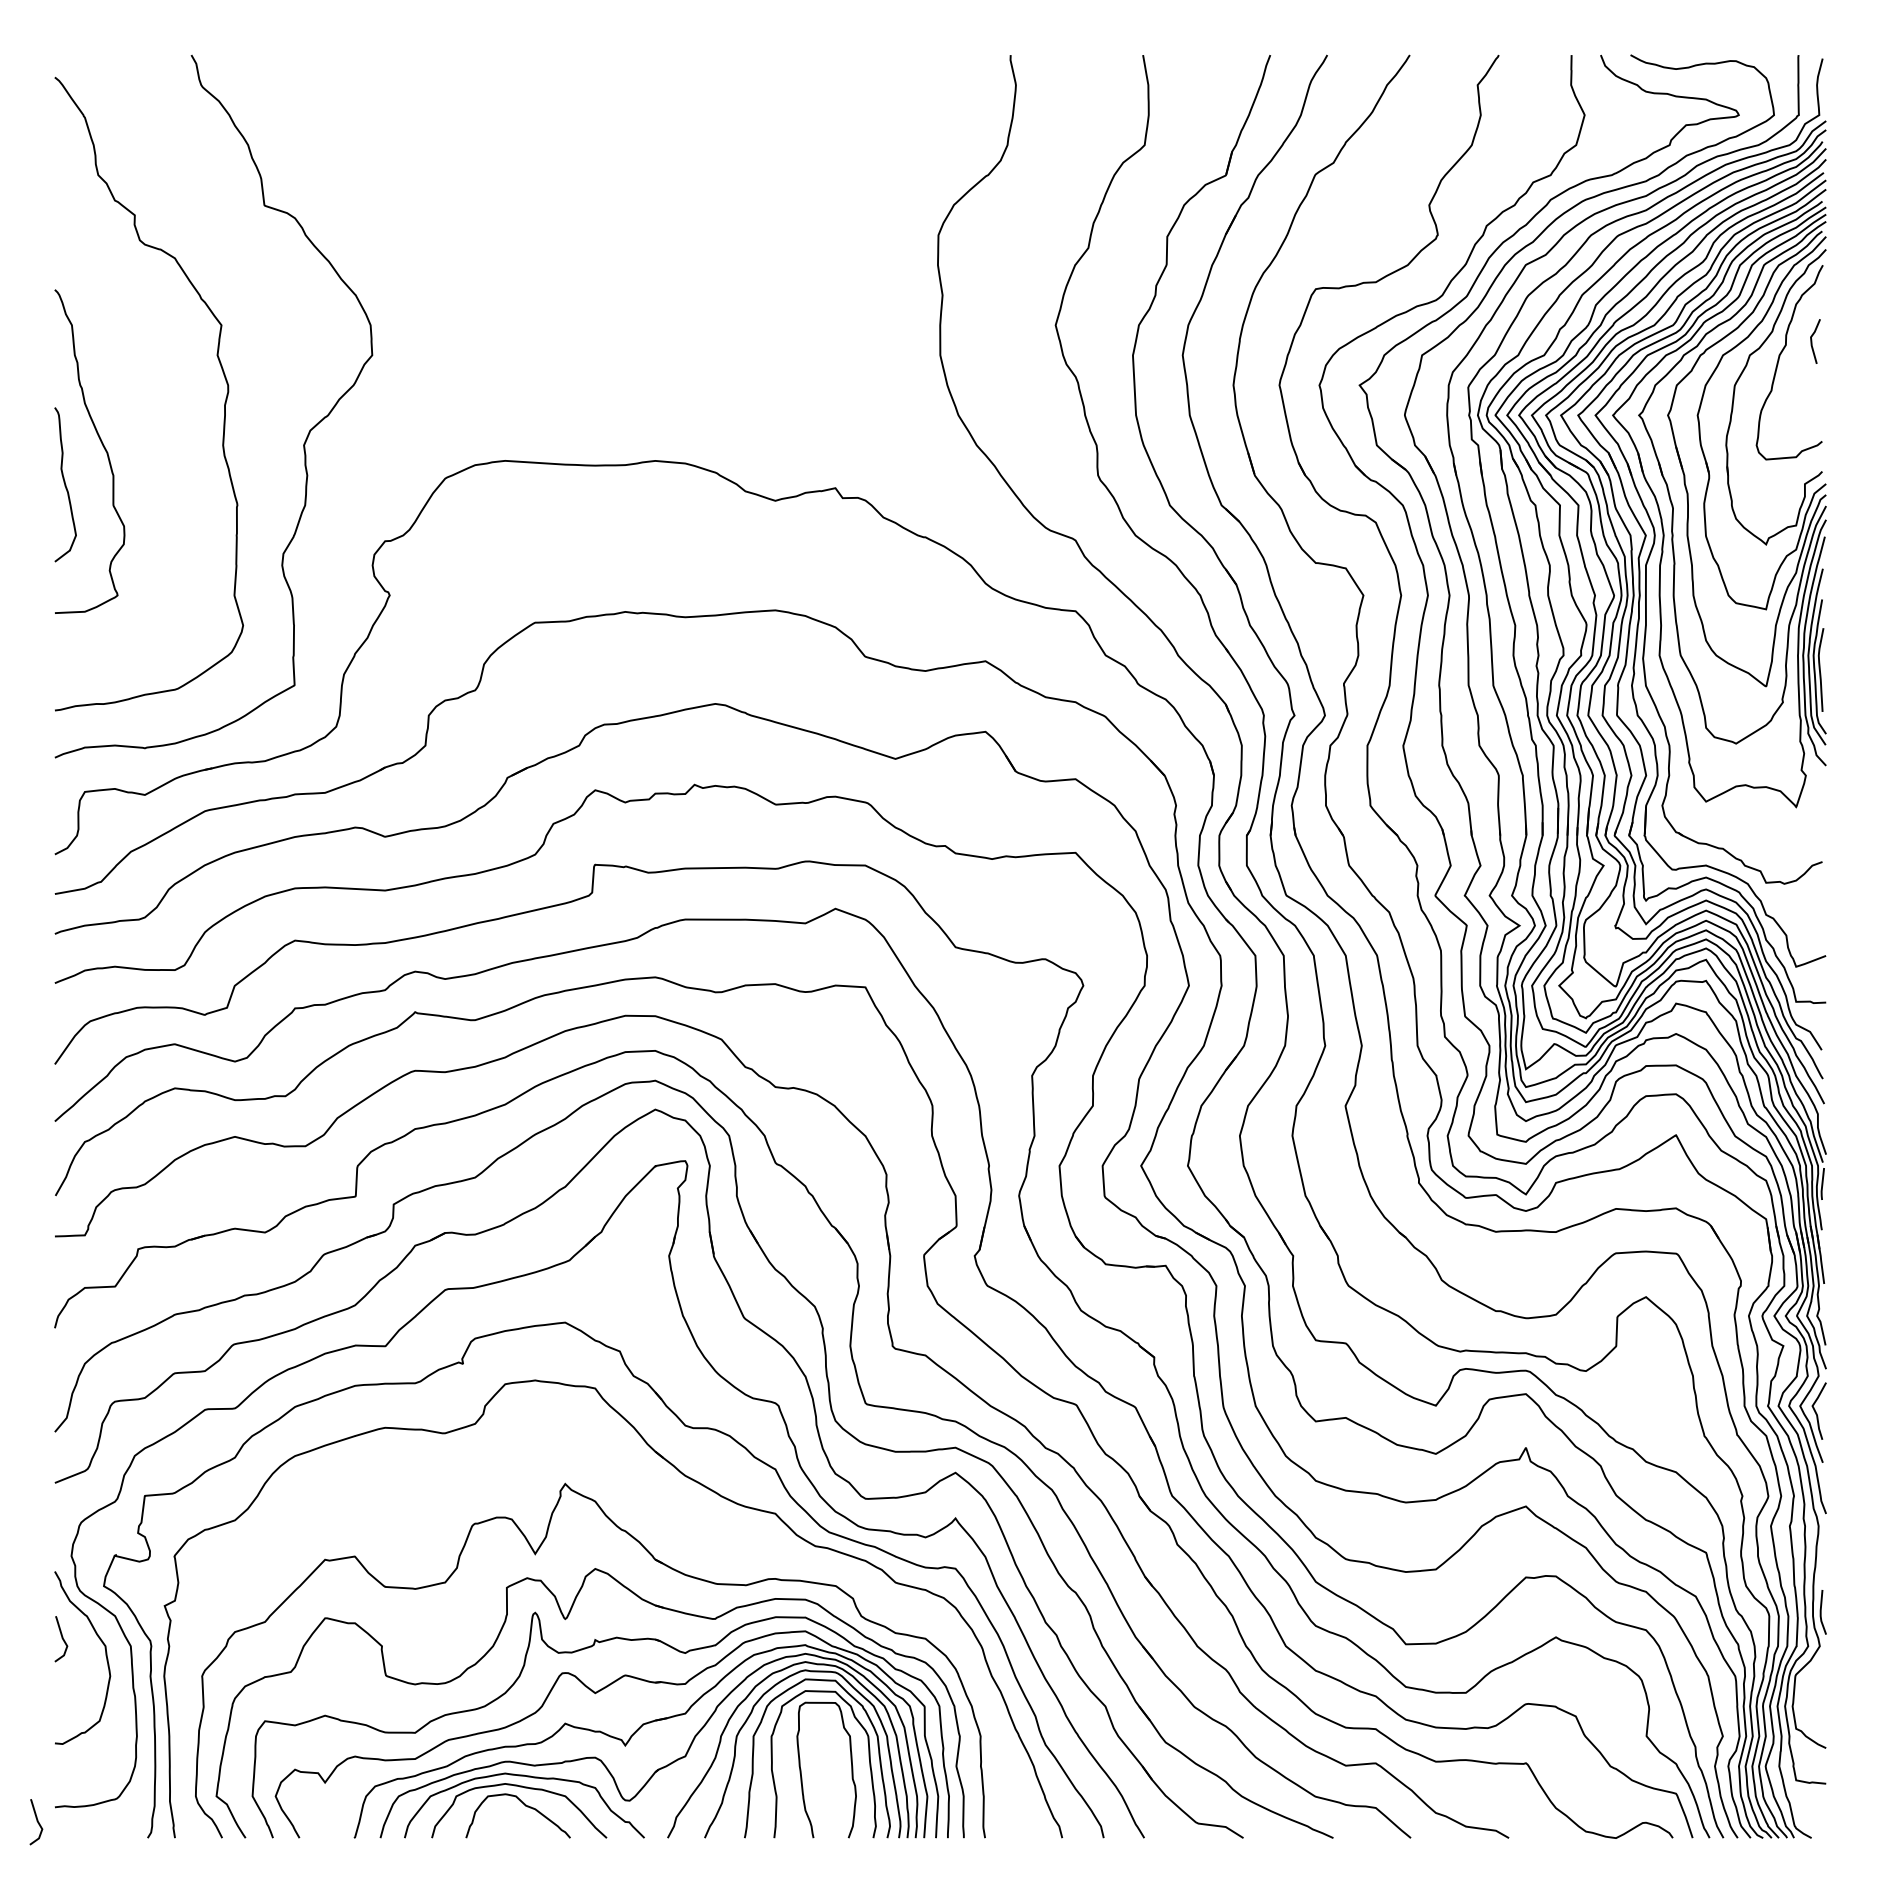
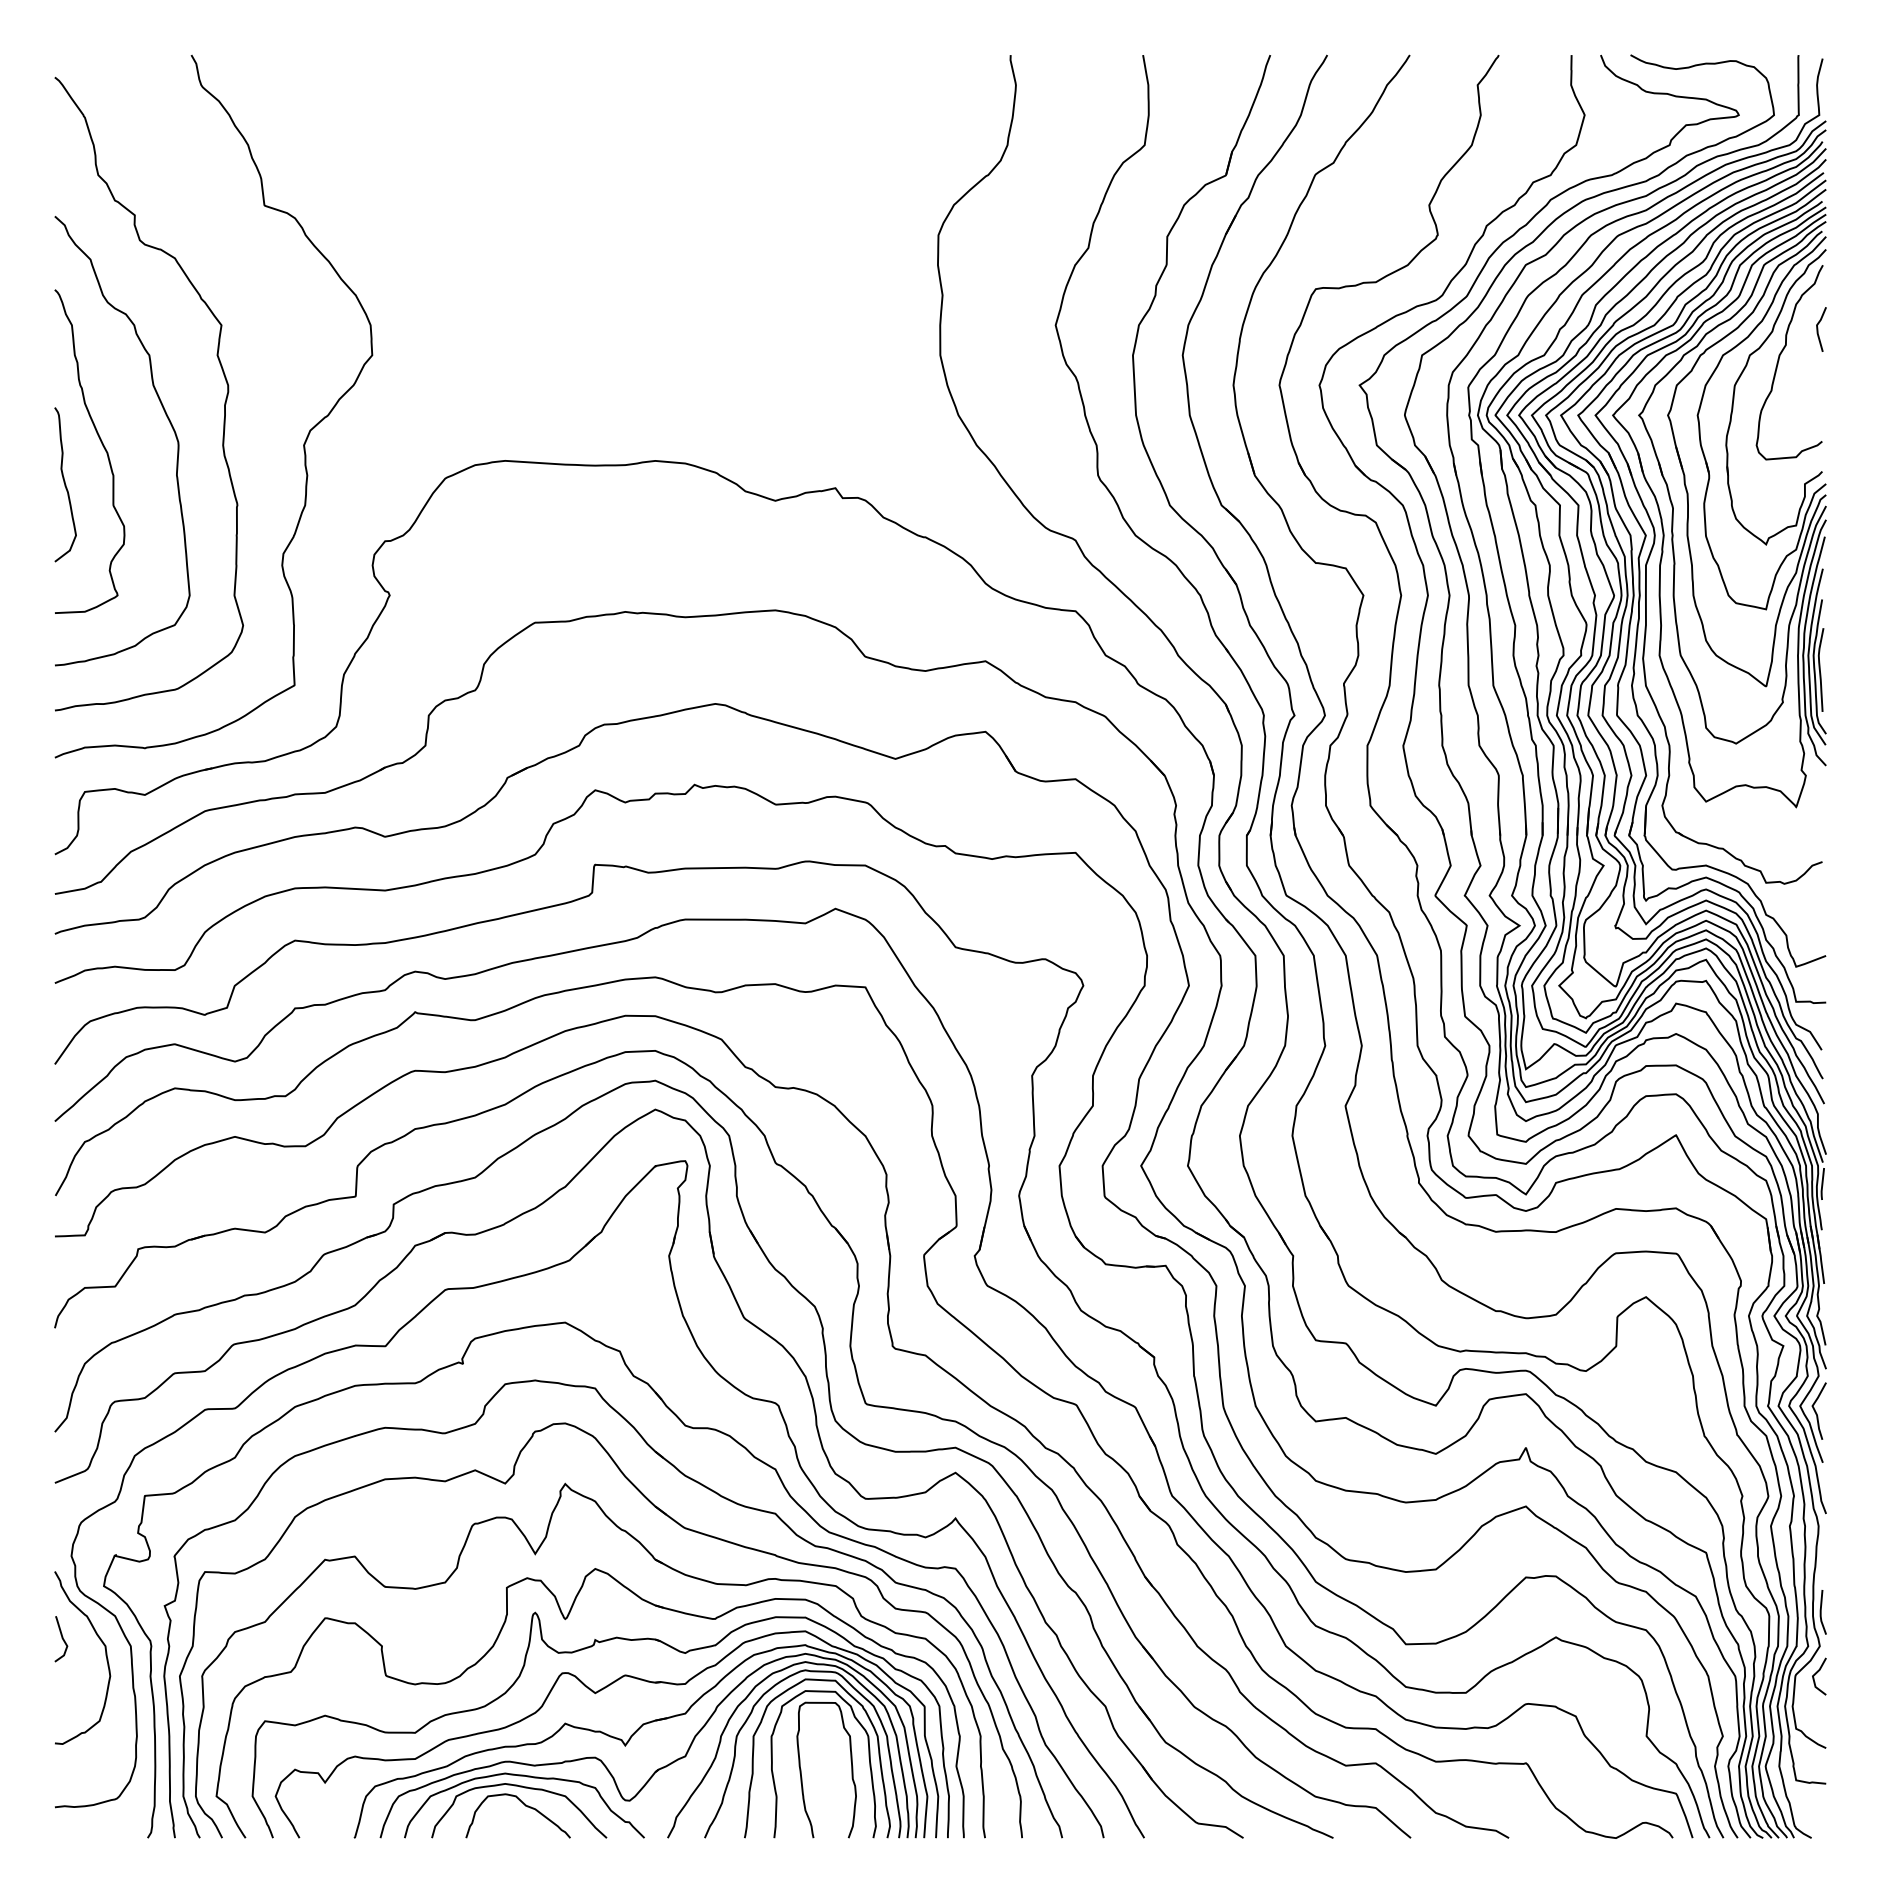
line position: (1812, 341) -> (1818, 329) (1818, 329)
curve: none -> present (167, 418)
part: none -> present (677, 1524)
line: none -> present (1817, 1673)
curve: present -> none (36, 1821)
